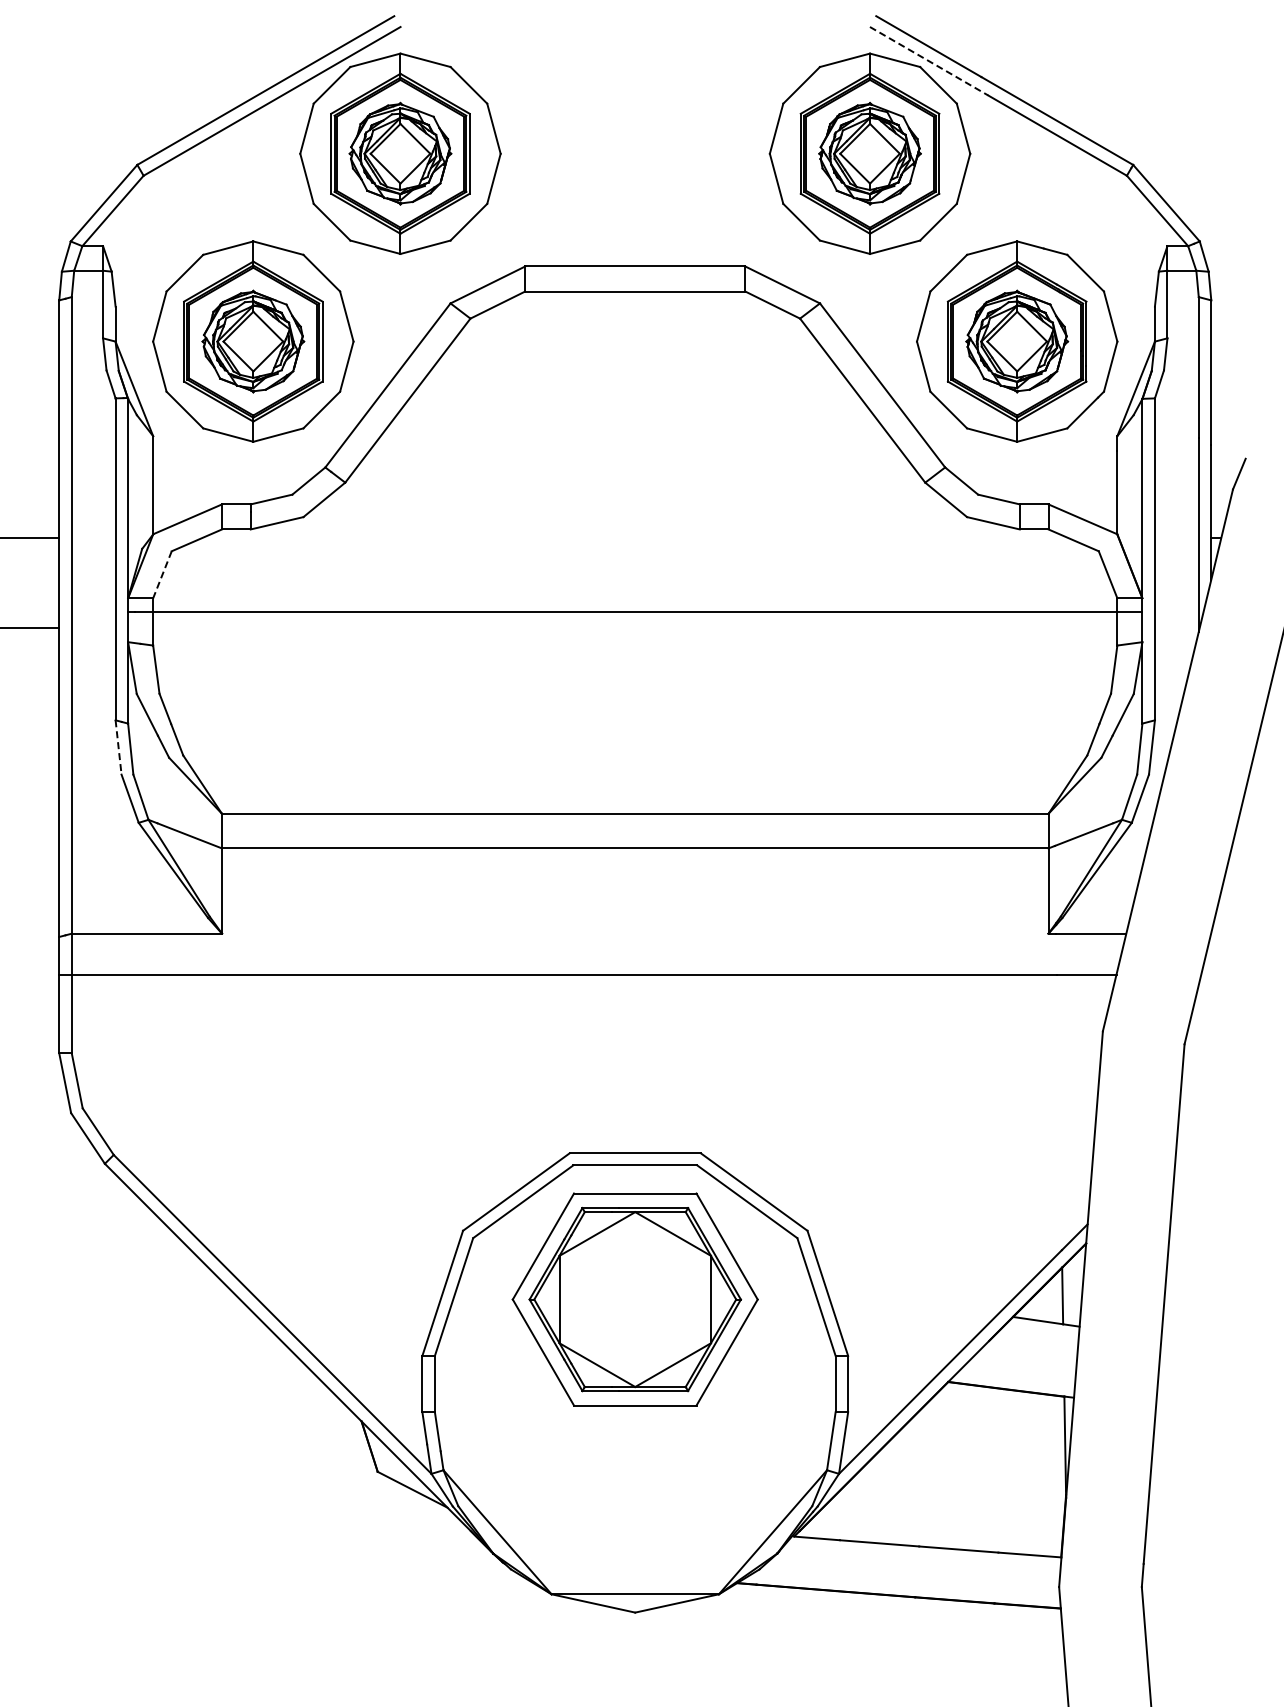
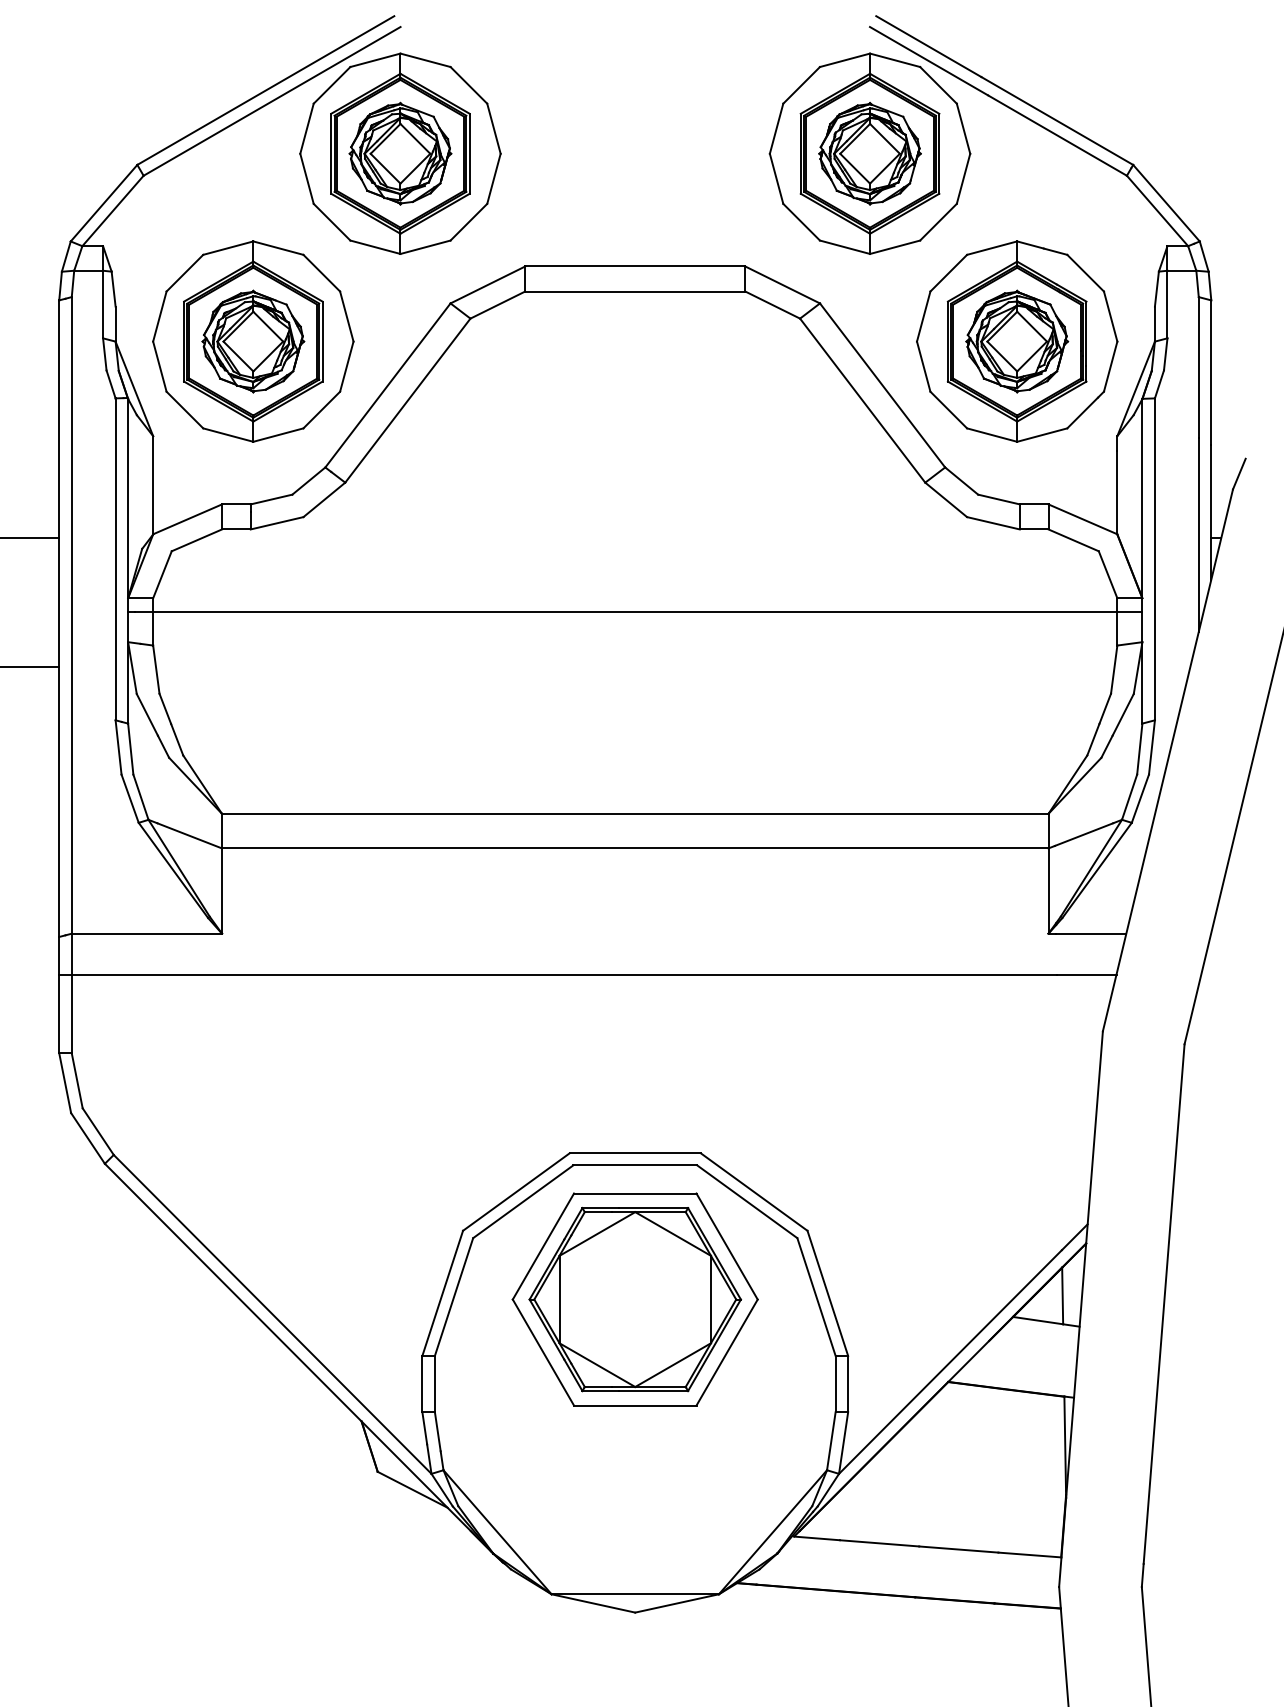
line: dashed -> solid (929, 61)
line: dashed -> solid (162, 575)
line position: (30, 627) -> (30, 666) (30, 666)
line: dashed -> solid (118, 747)
